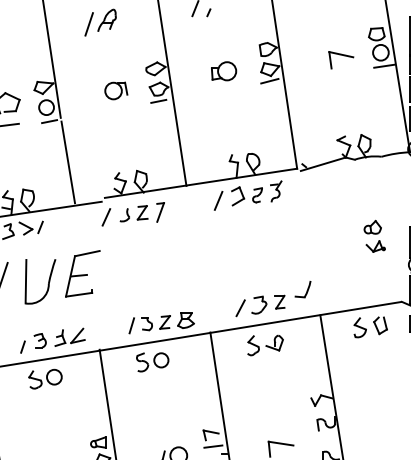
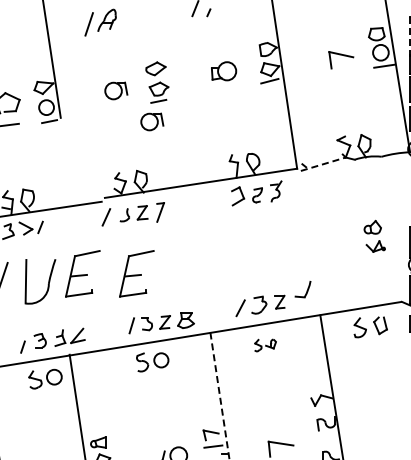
line: solid -> dashed (410, 36)
line: present -> none (172, 93)
part: none -> present (152, 121)
line: present -> none (68, 162)
line: solid -> dashed (323, 164)
line: present -> none (218, 200)
part: none -> present (136, 273)
part size: 37x23 px -> 23x15 px (265, 345)
line: solid -> dashed (220, 396)
line position: (107, 402) -> (77, 405) (77, 405)
